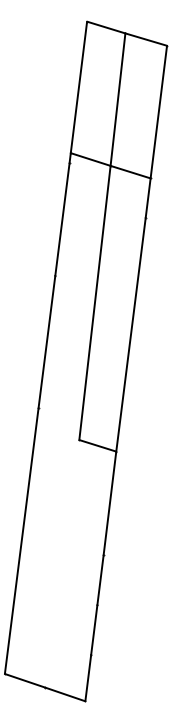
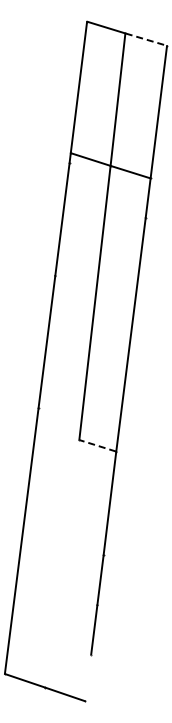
line: solid -> dashed (146, 39)
line: solid -> dashed (97, 445)
line: present -> none (88, 677)
